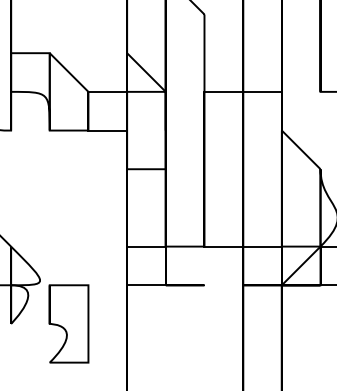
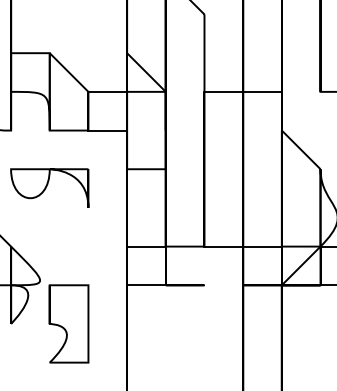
part: none -> present (49, 187)
